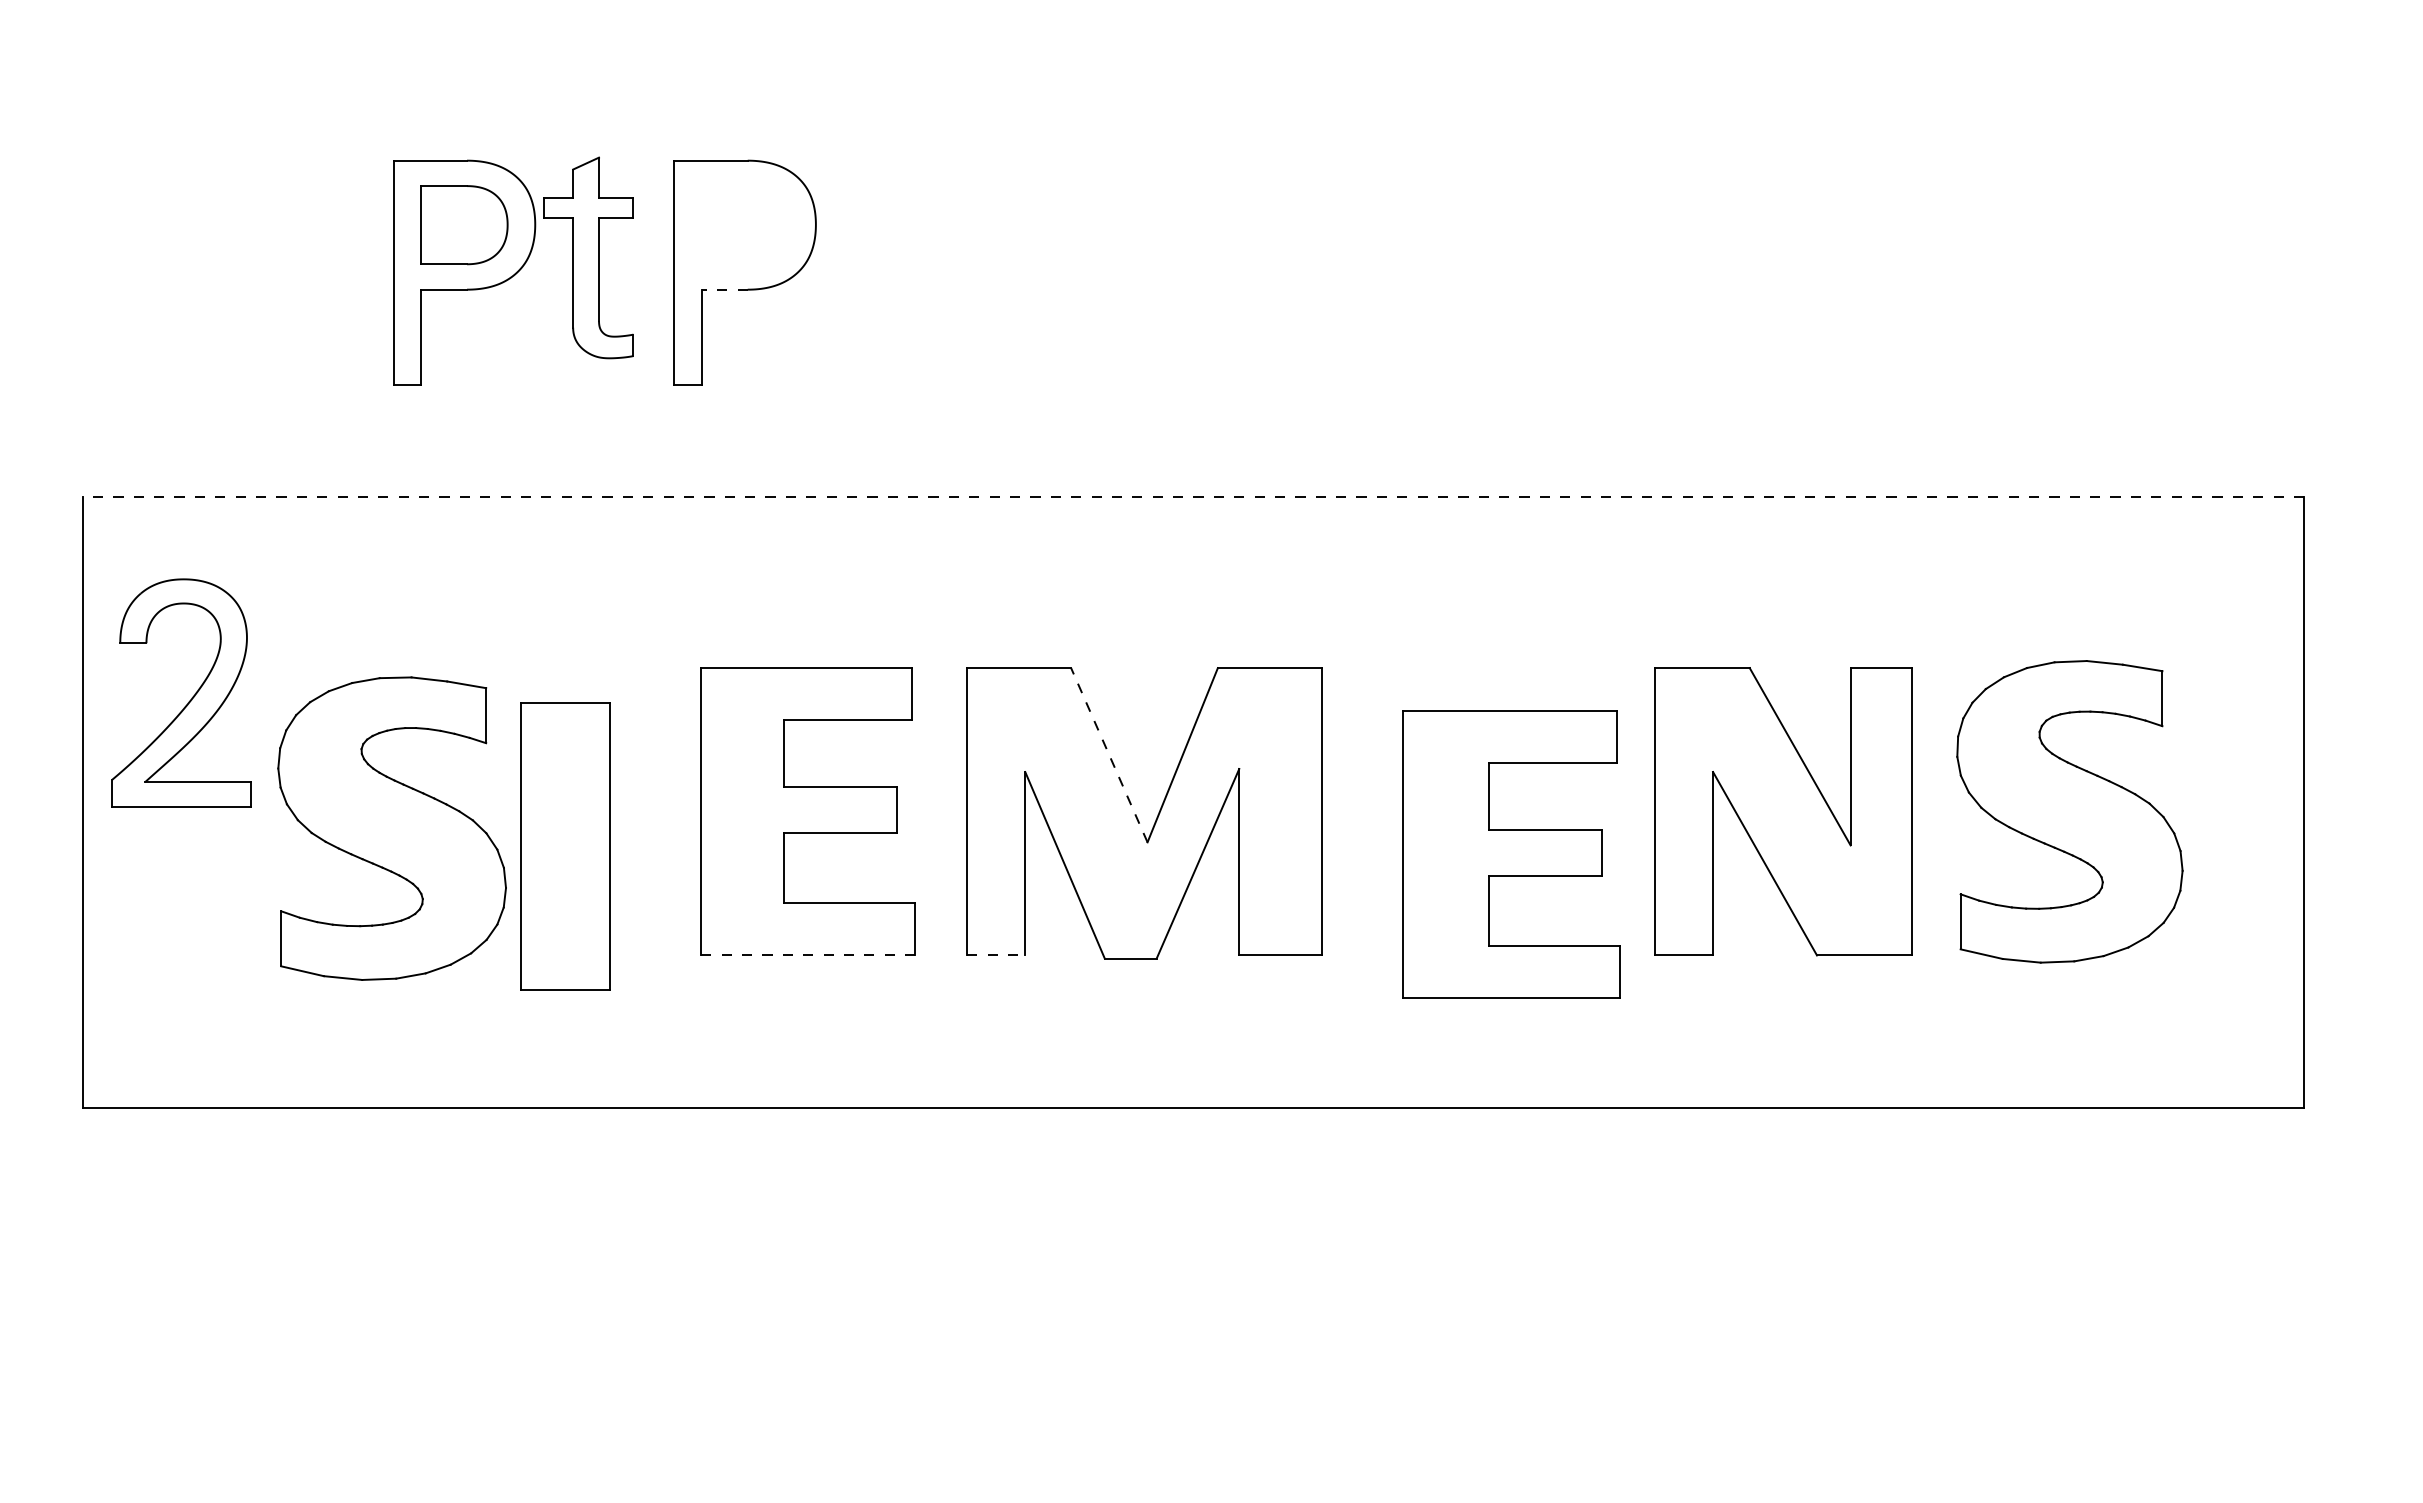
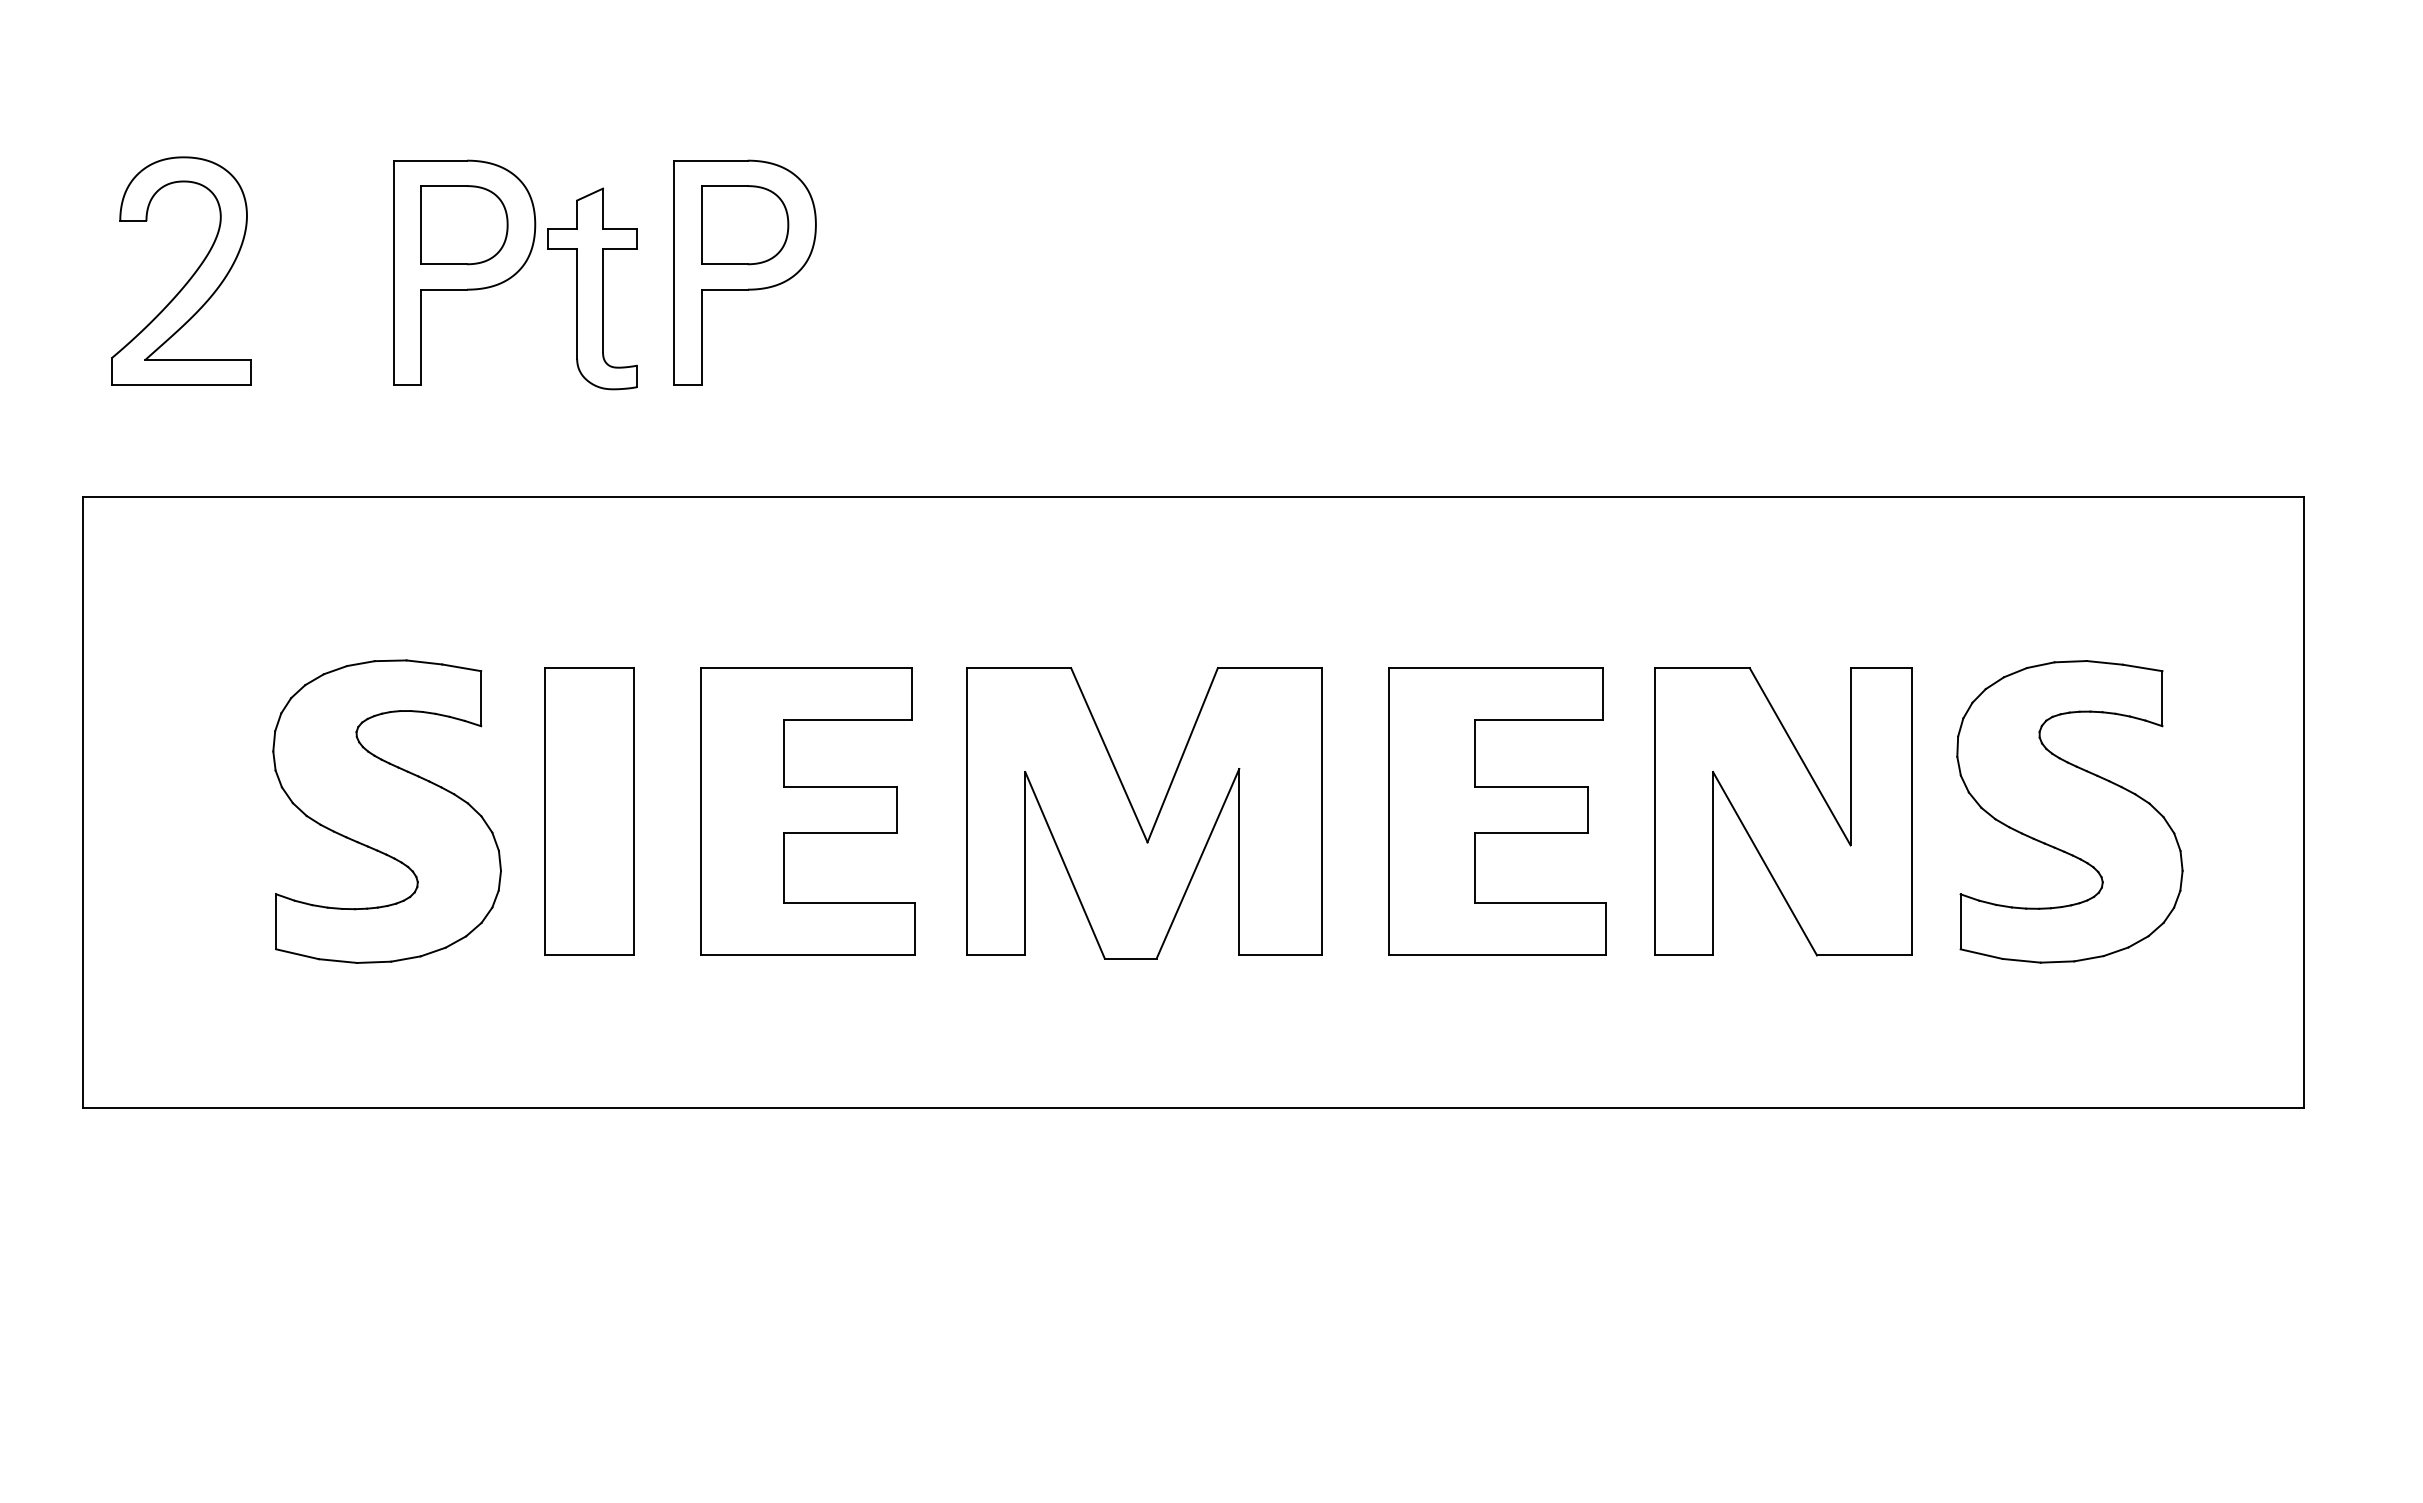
part: none -> present (745, 225)
part position: (588, 257) -> (592, 288) (592, 288)
line: dashed -> solid (724, 289)
line: dashed -> solid (1193, 496)
part position: (189, 700) -> (189, 278) (189, 278)
line: dashed -> solid (1109, 754)
part position: (391, 828) -> (386, 811) (386, 811)
part position: (565, 846) -> (589, 811) (589, 811)
part position: (1511, 854) -> (1497, 811) (1497, 811)
line: dashed -> solid (808, 955)
line: dashed -> solid (996, 955)
